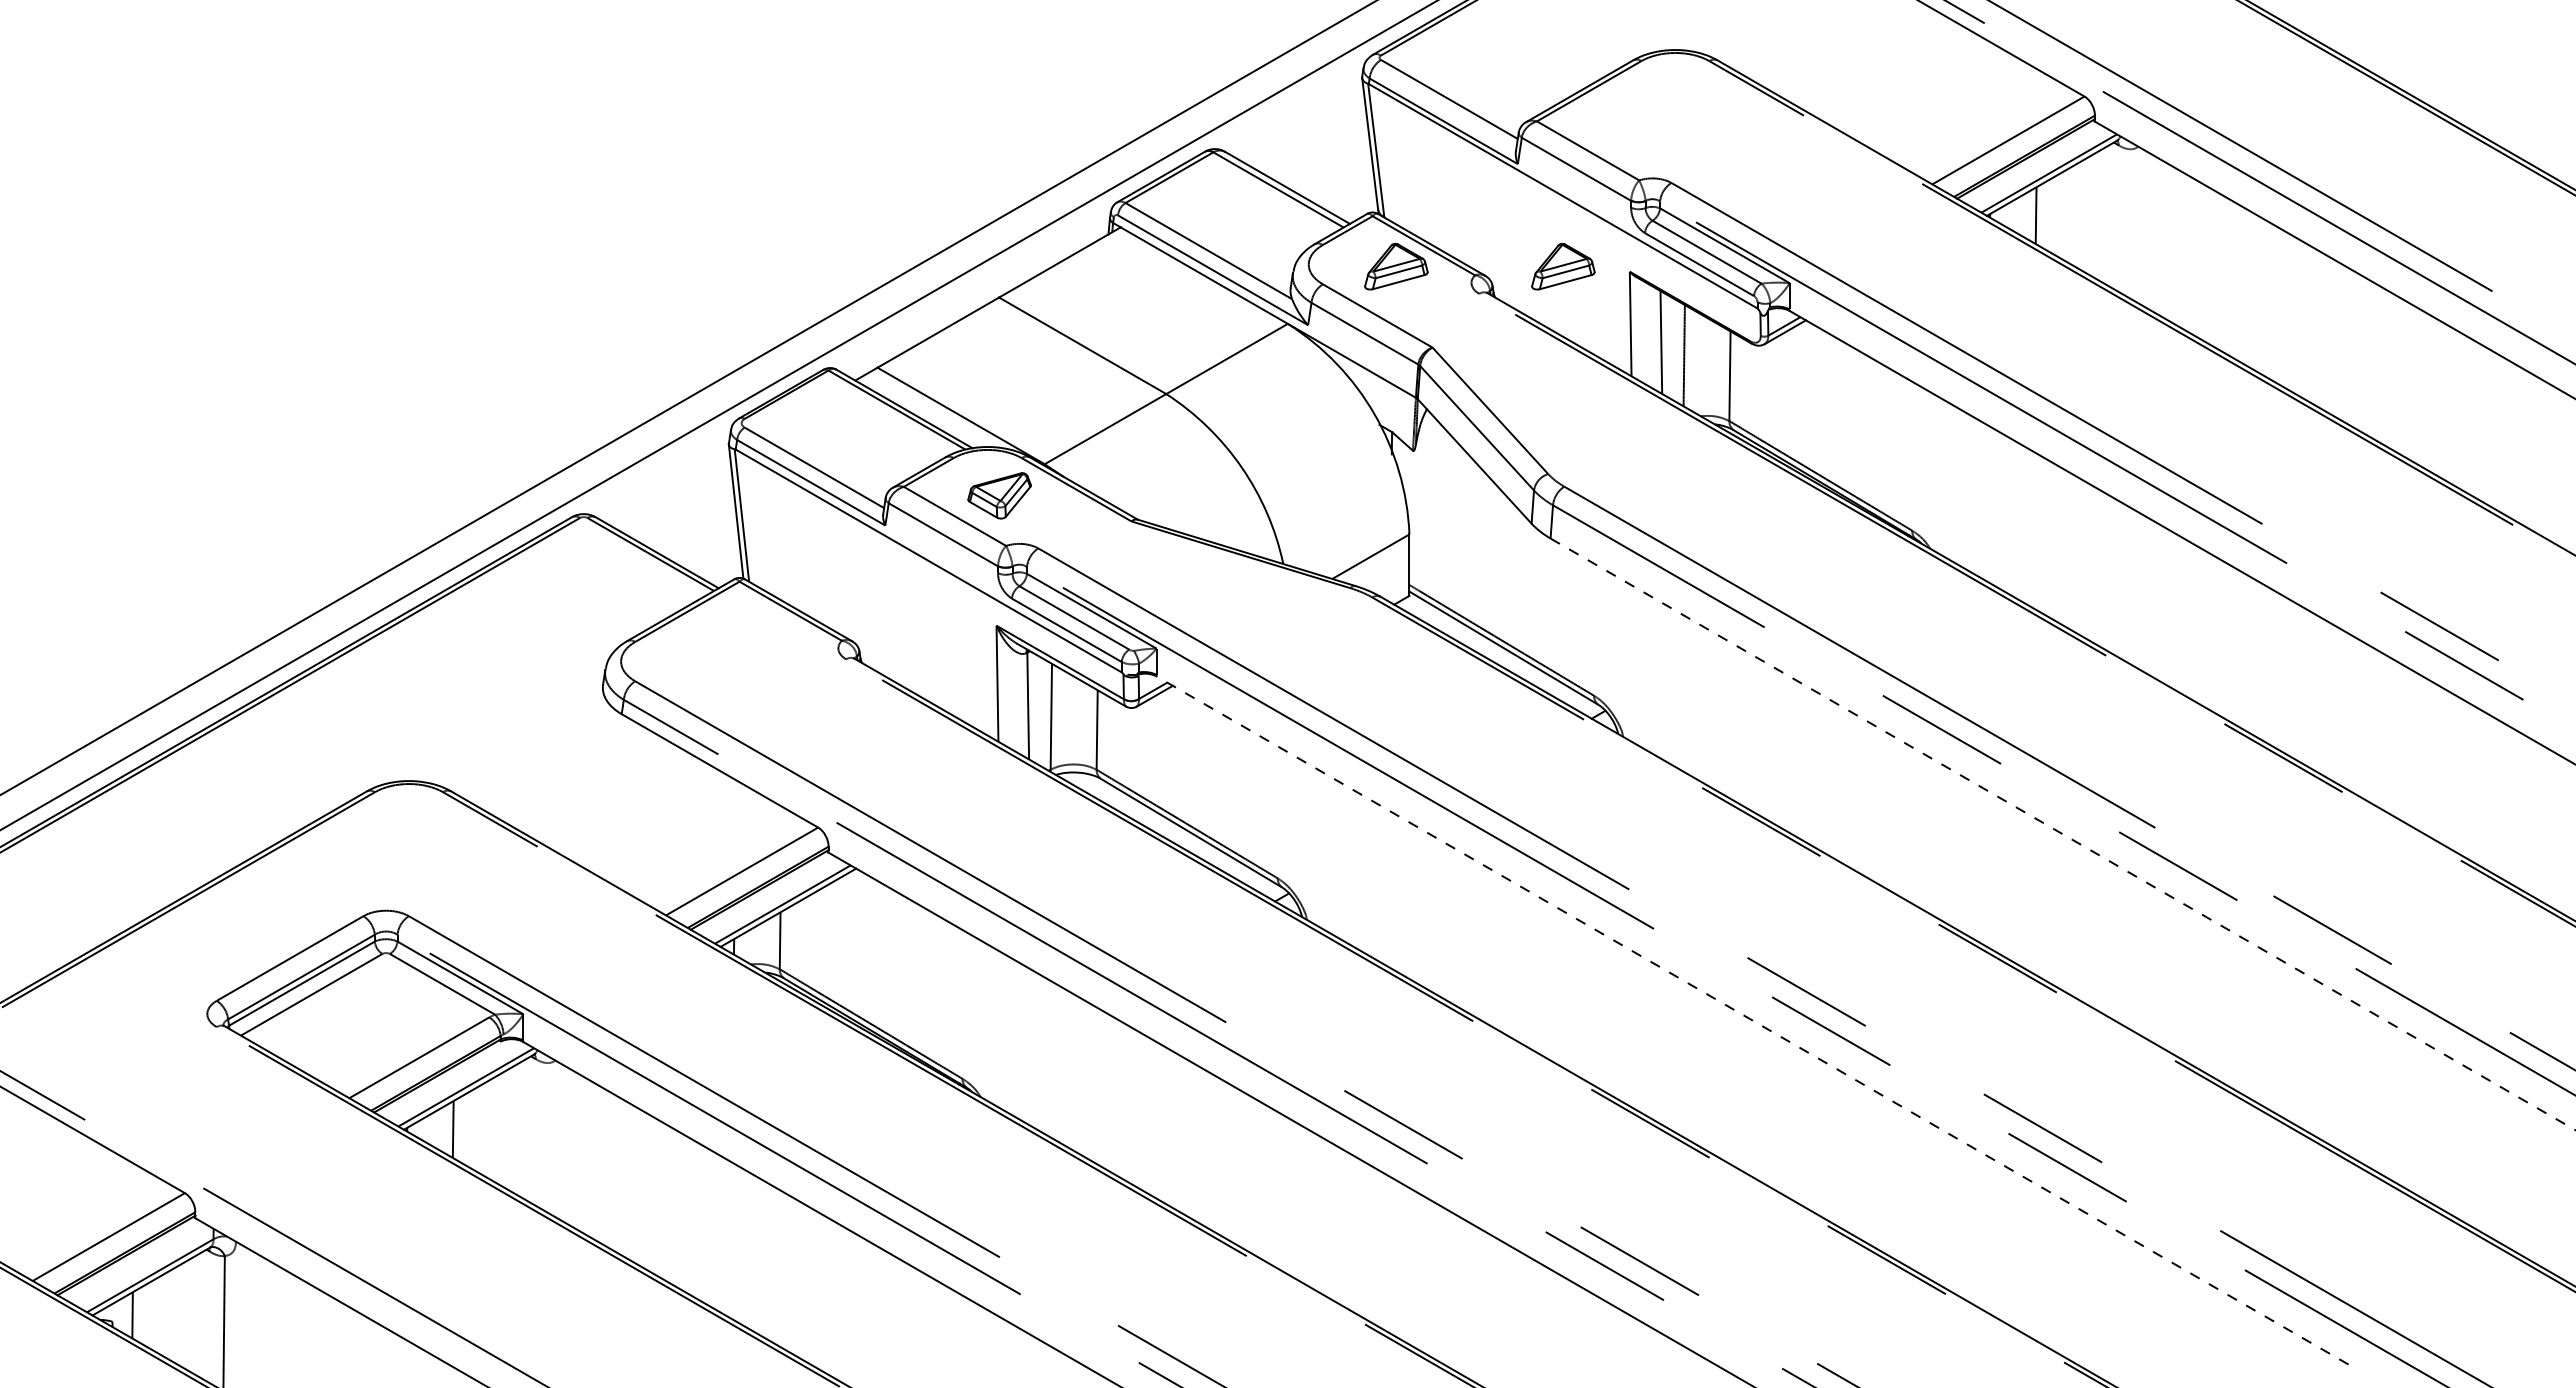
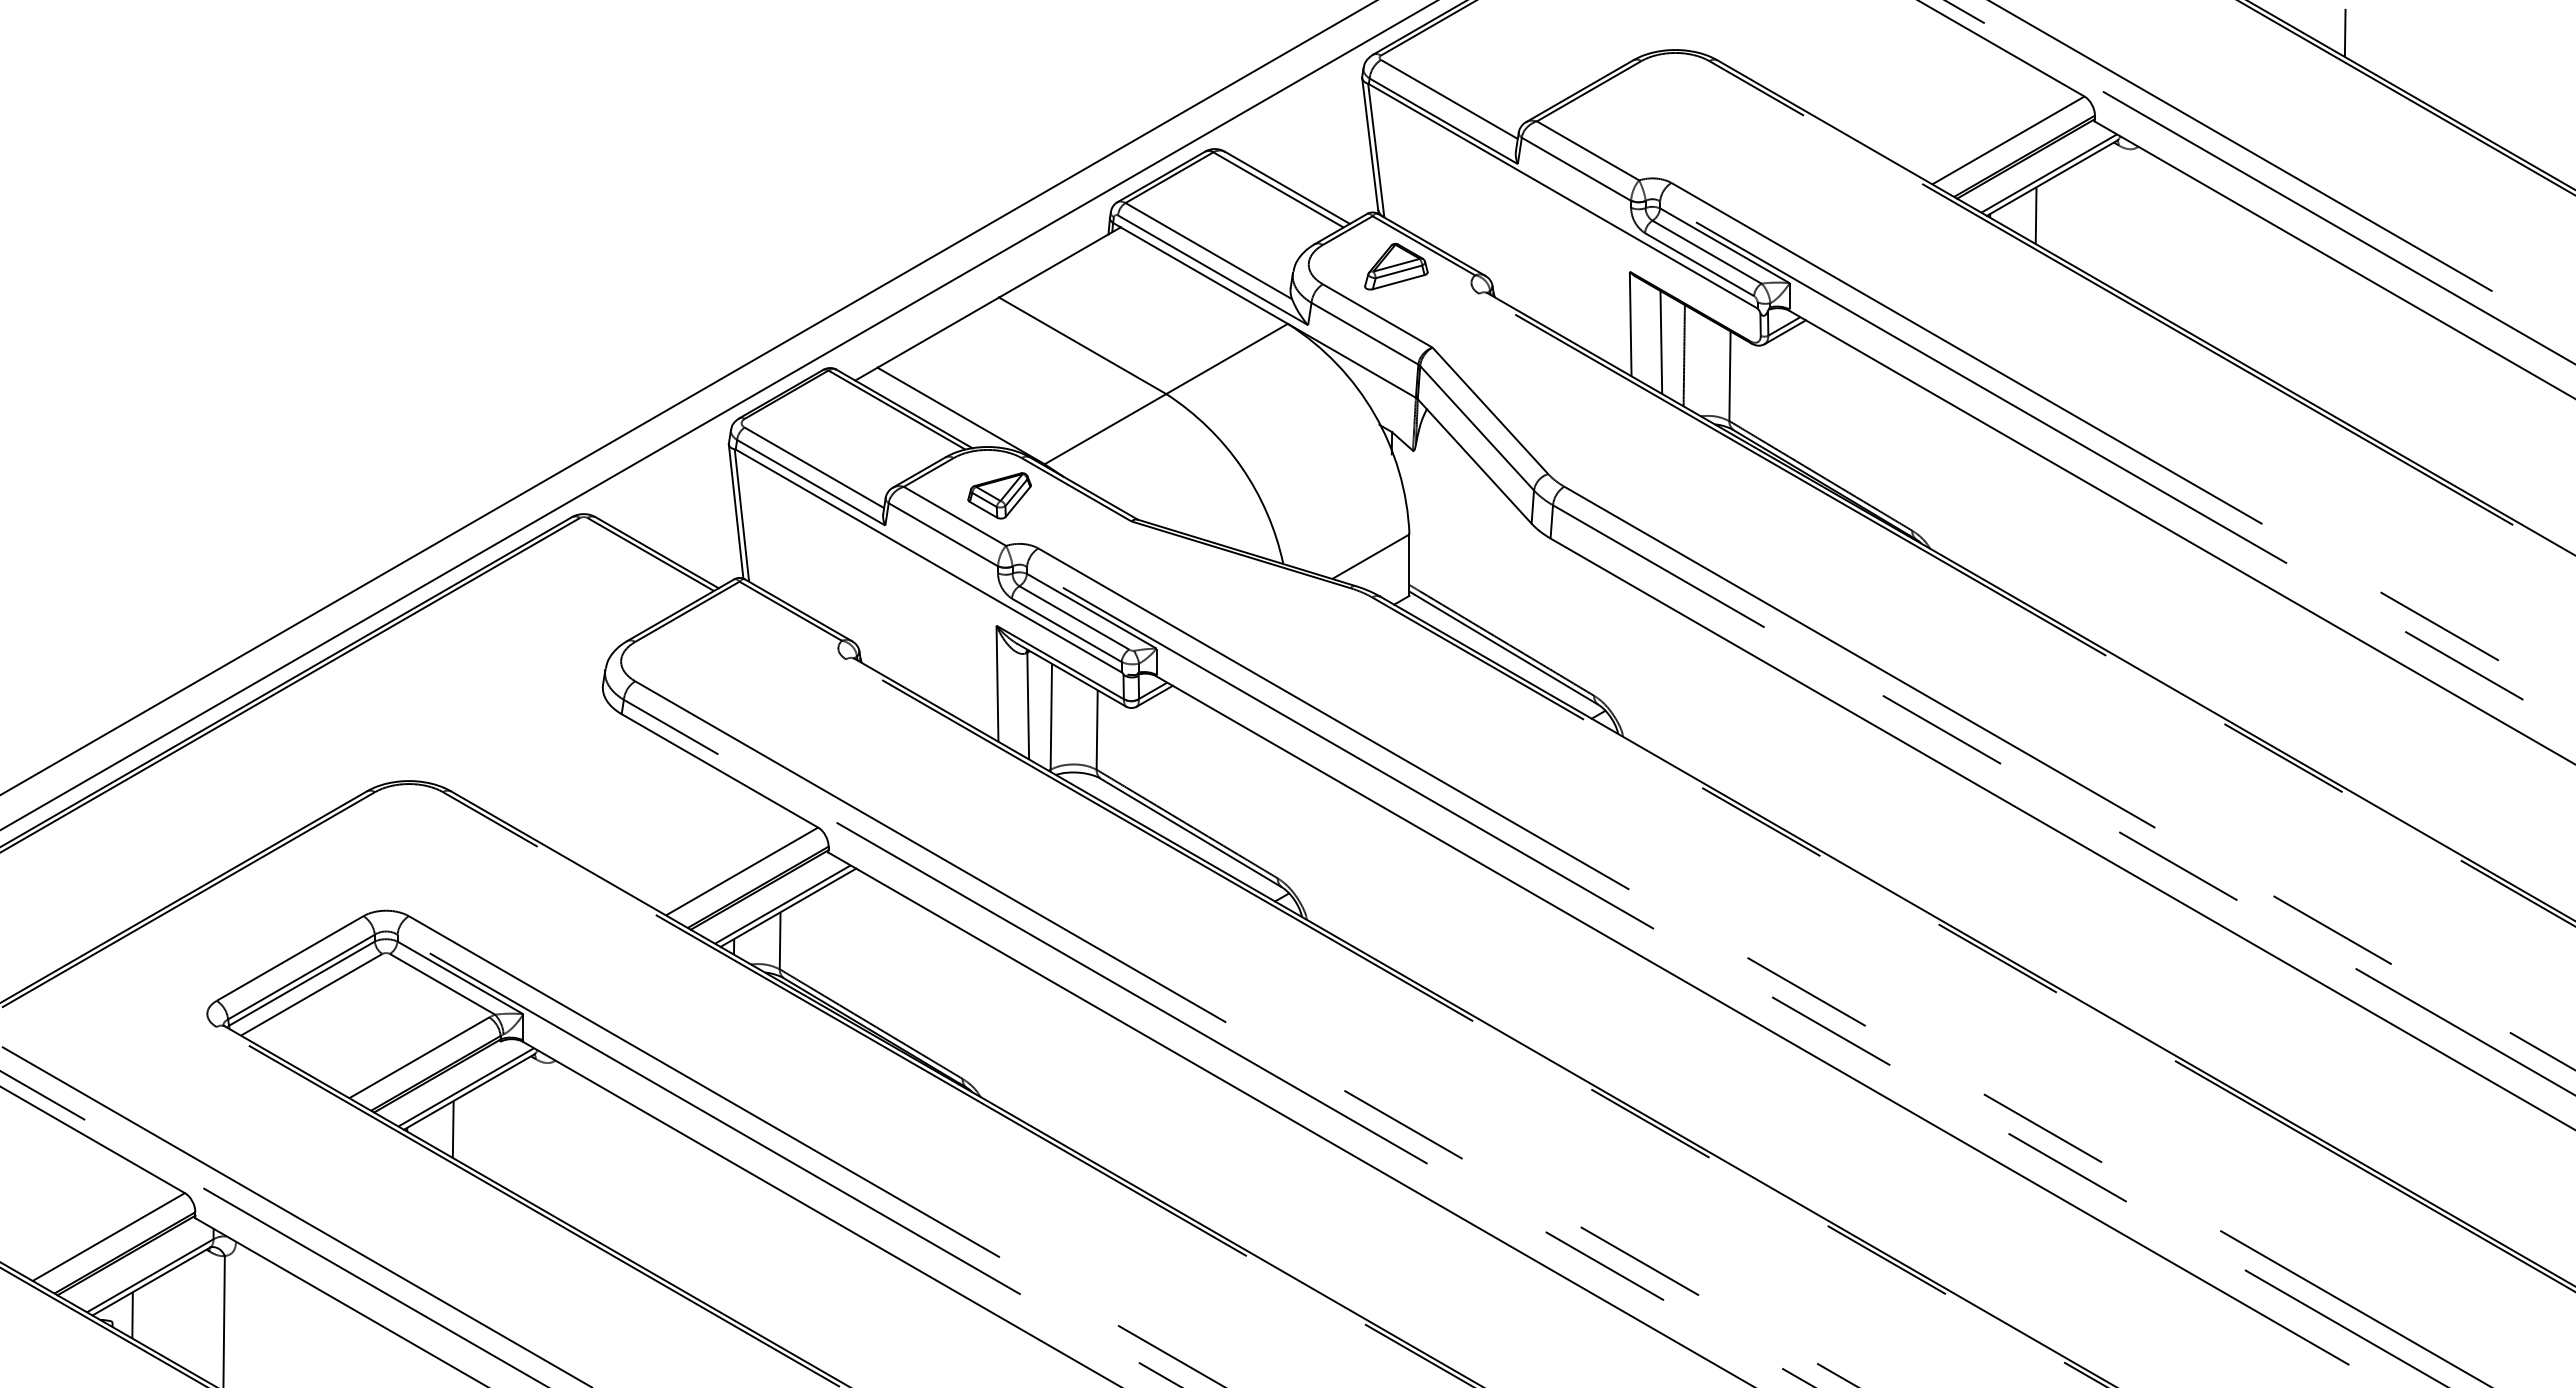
line: none -> present (2344, 32)
part: present -> none (1563, 266)
line: dashed -> solid (2063, 834)
line: dashed -> solid (1752, 1020)
line: none -> present (294, 1215)
